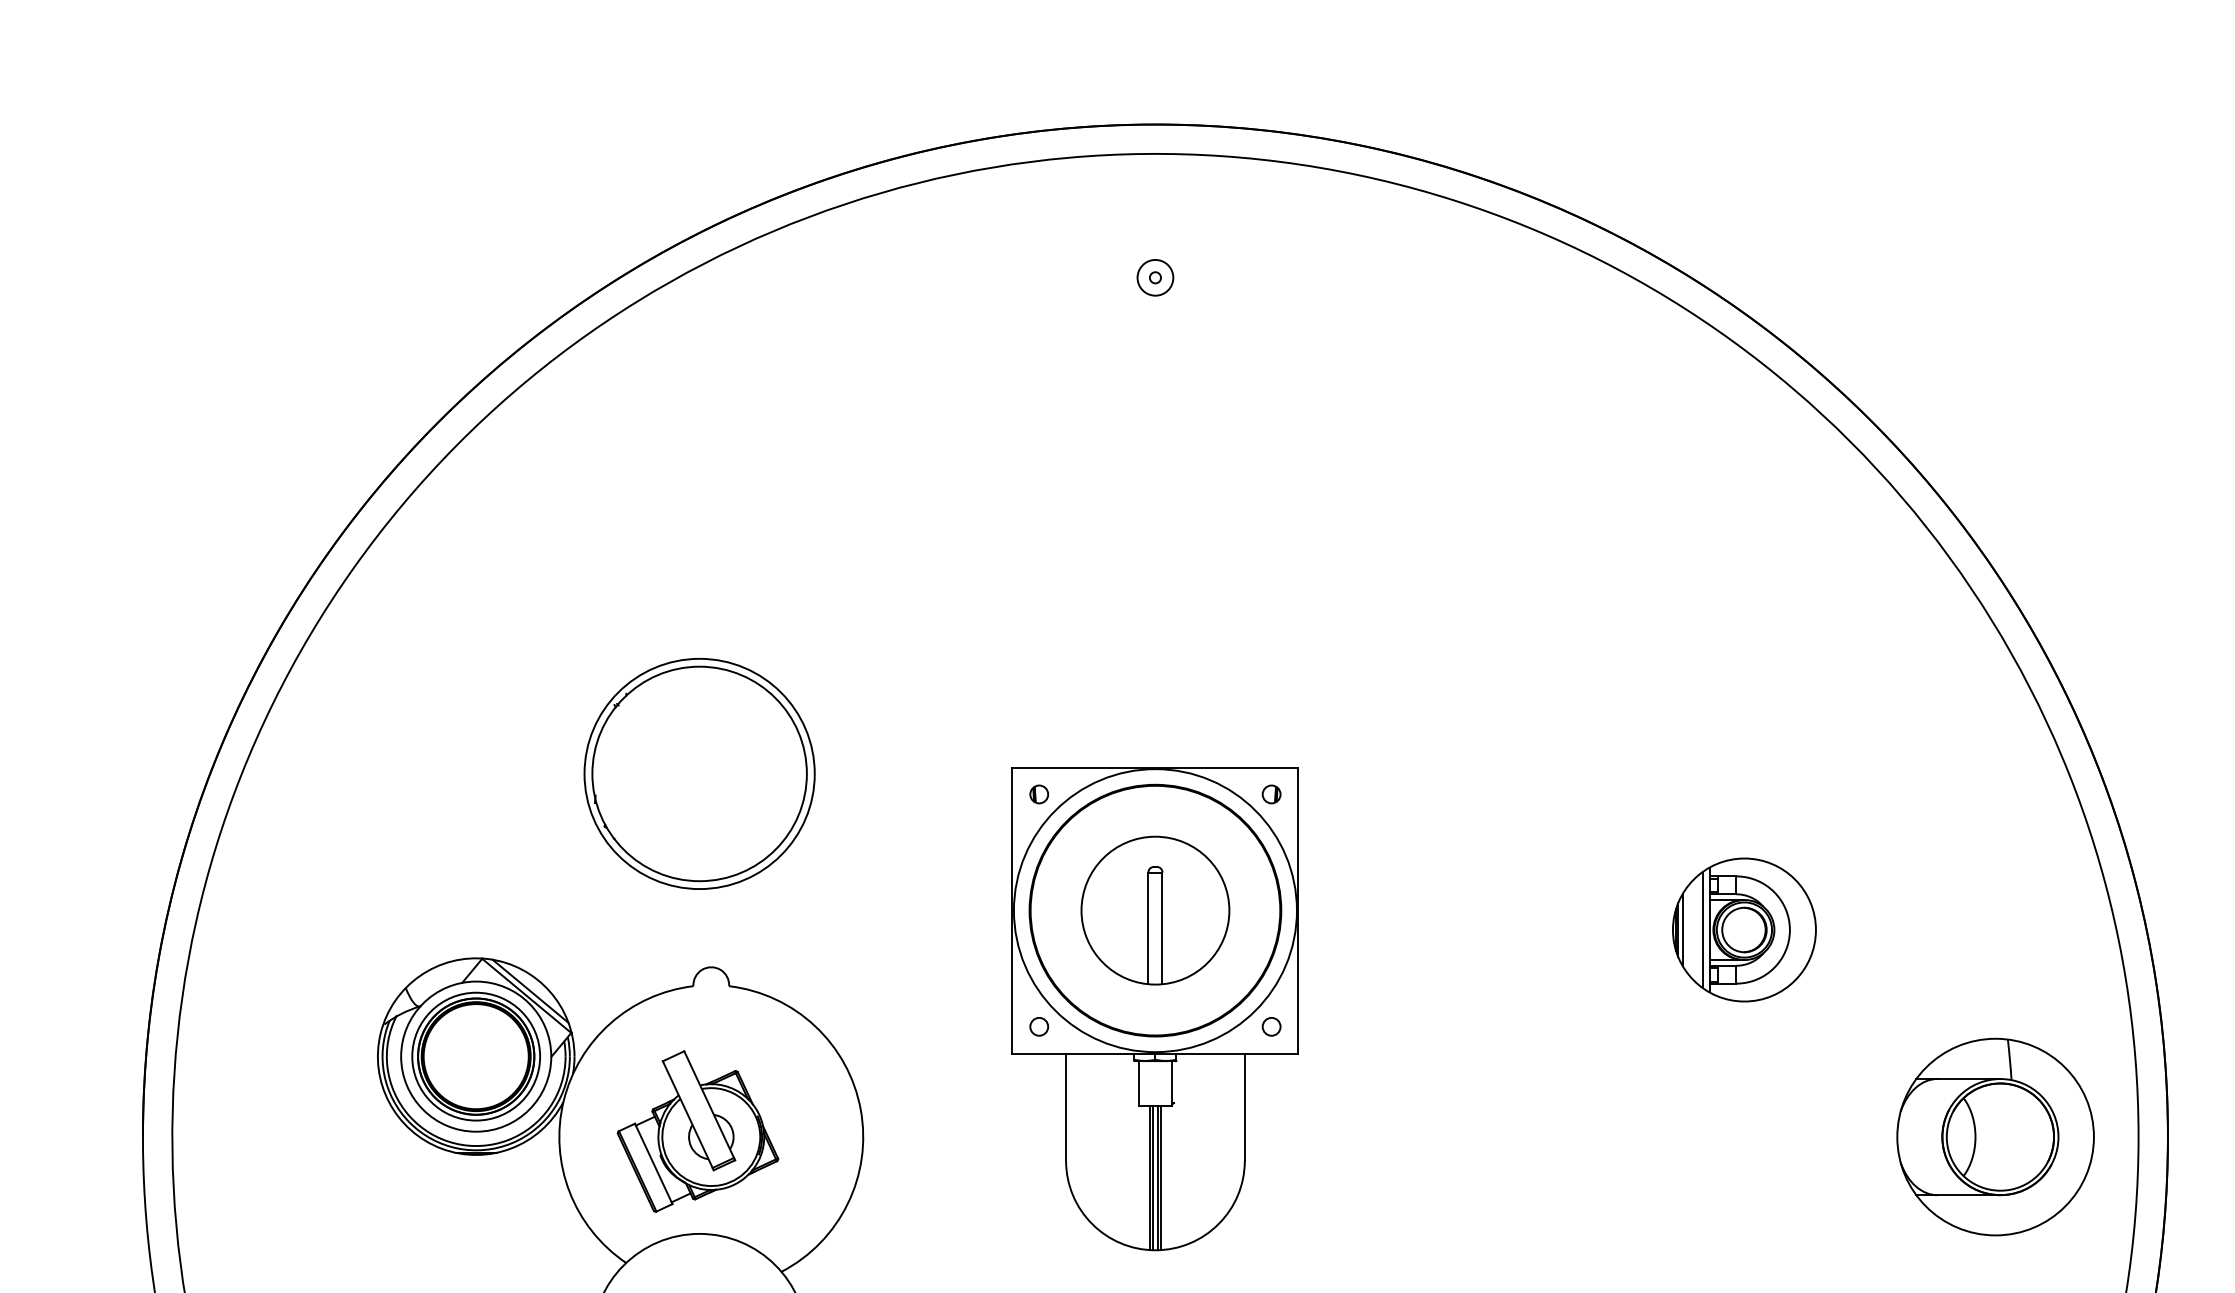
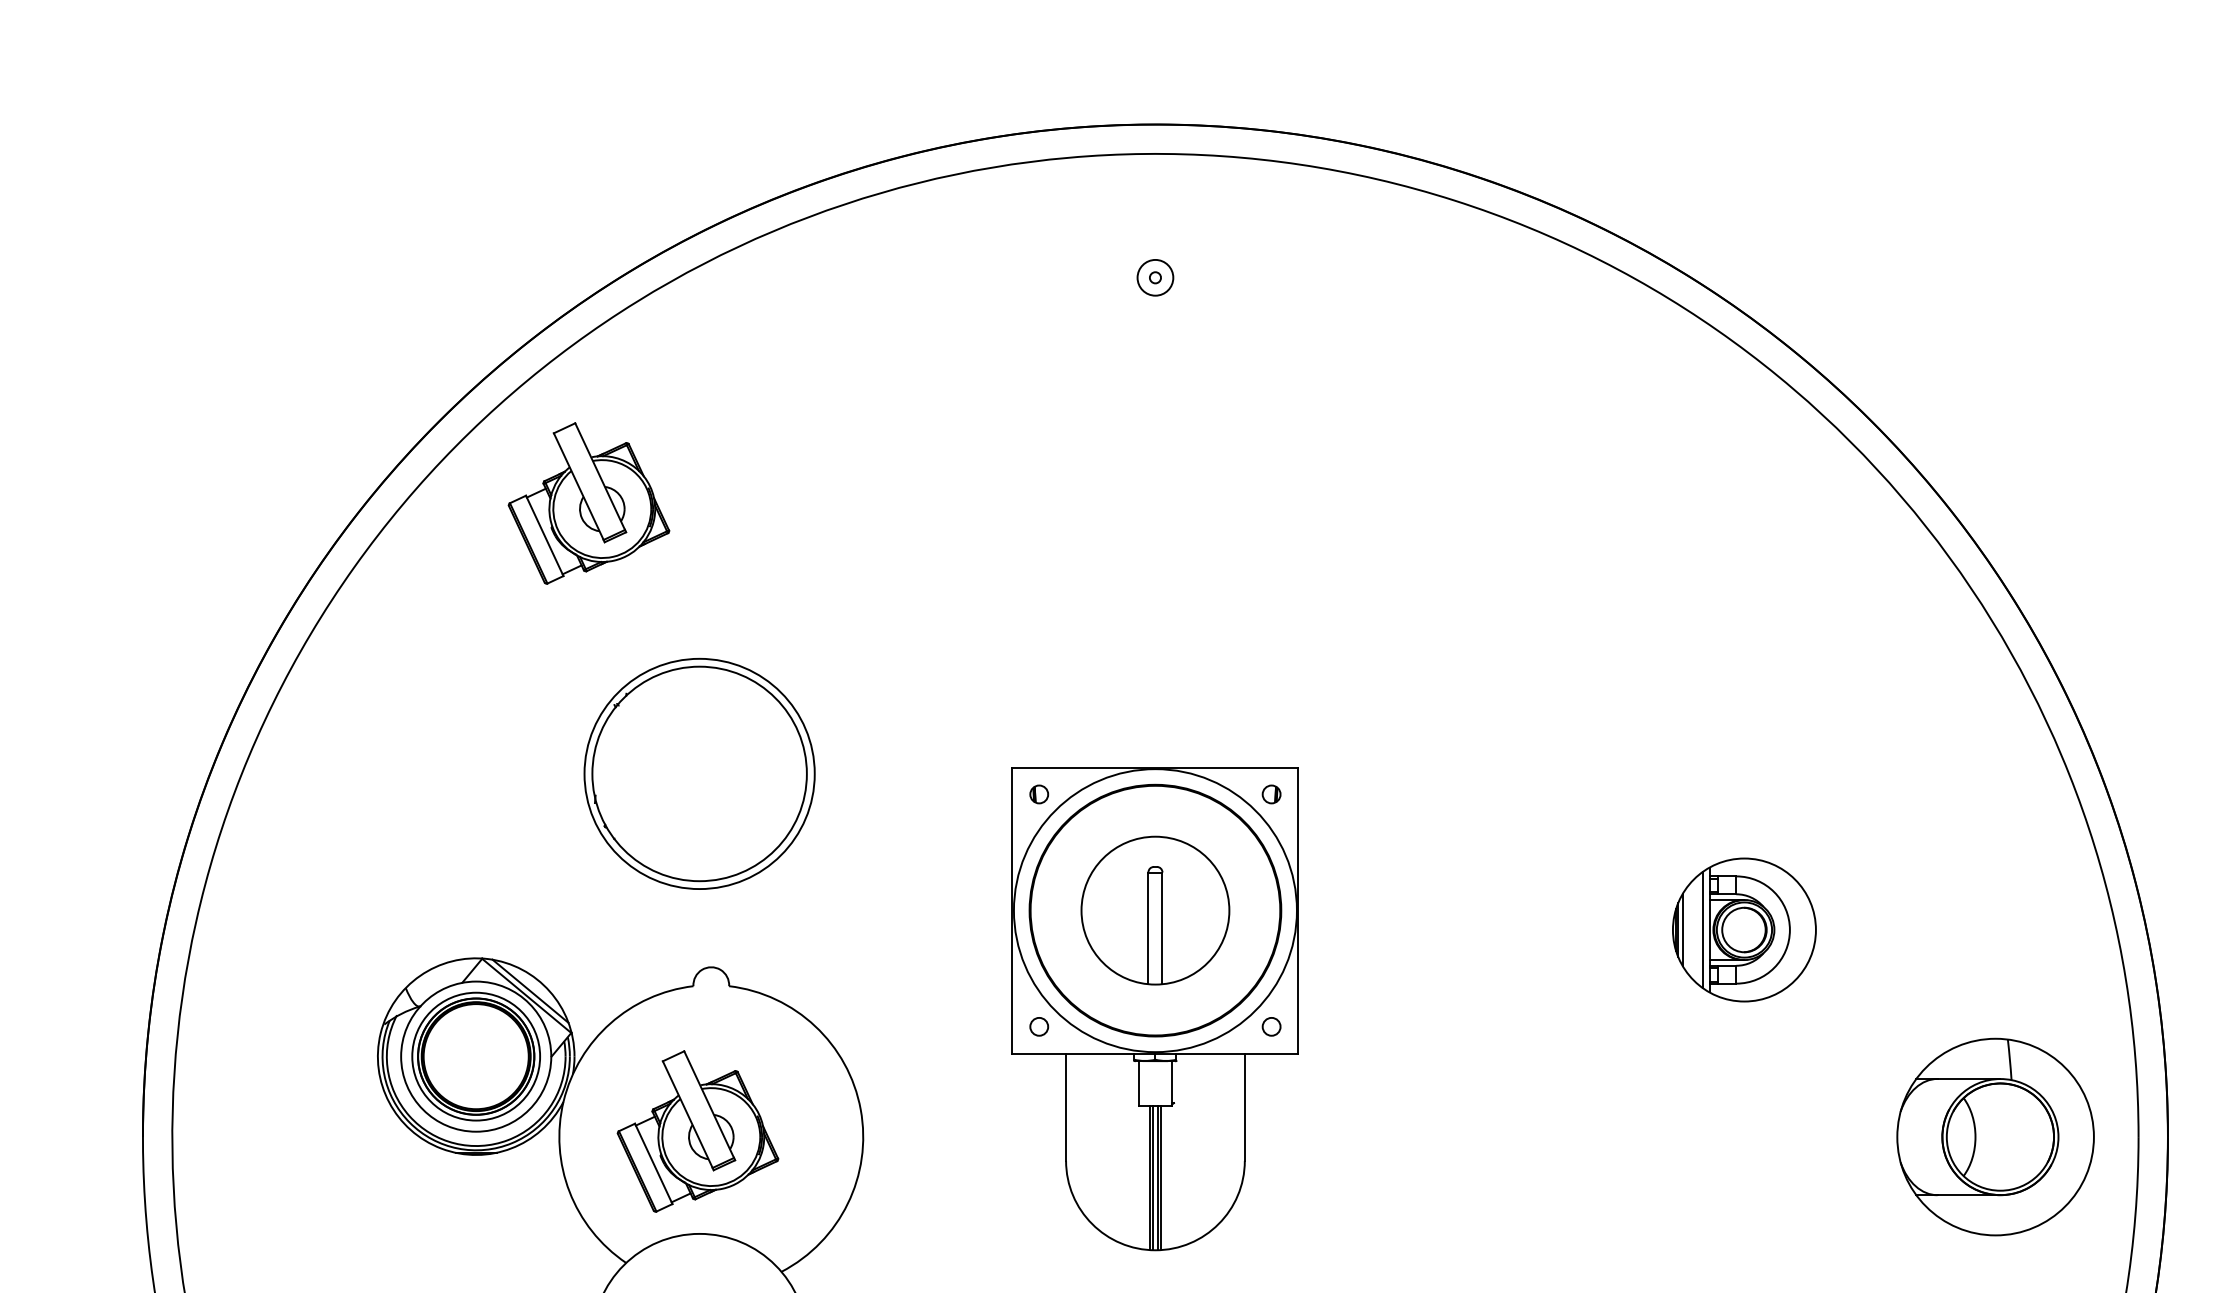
part: none -> present (588, 503)
